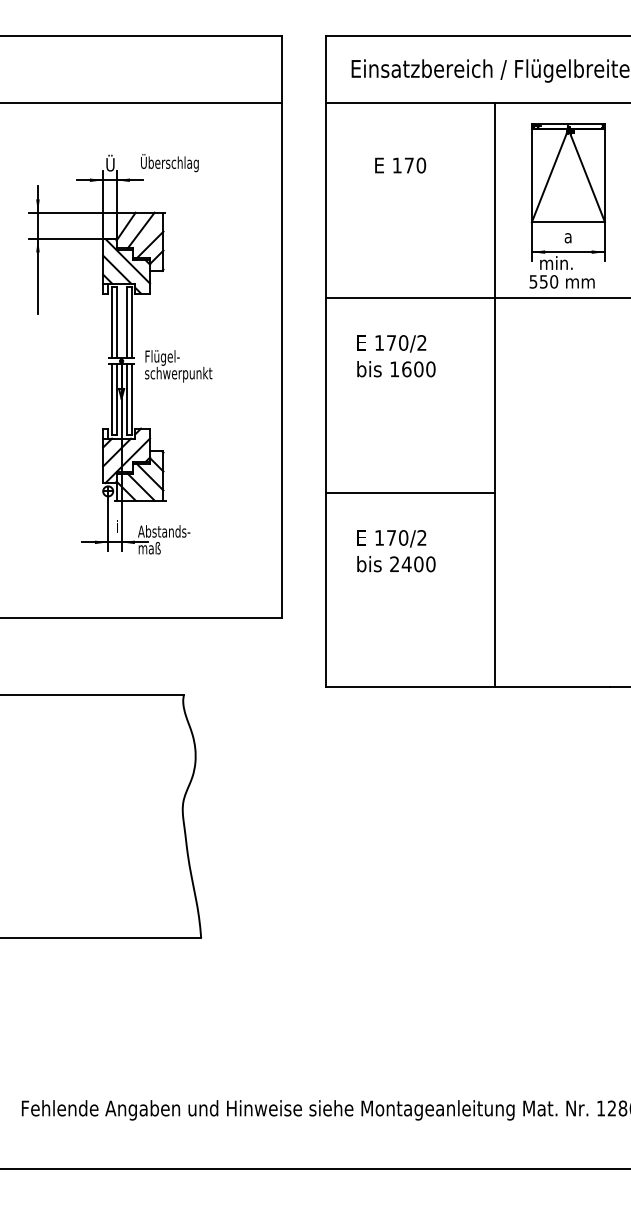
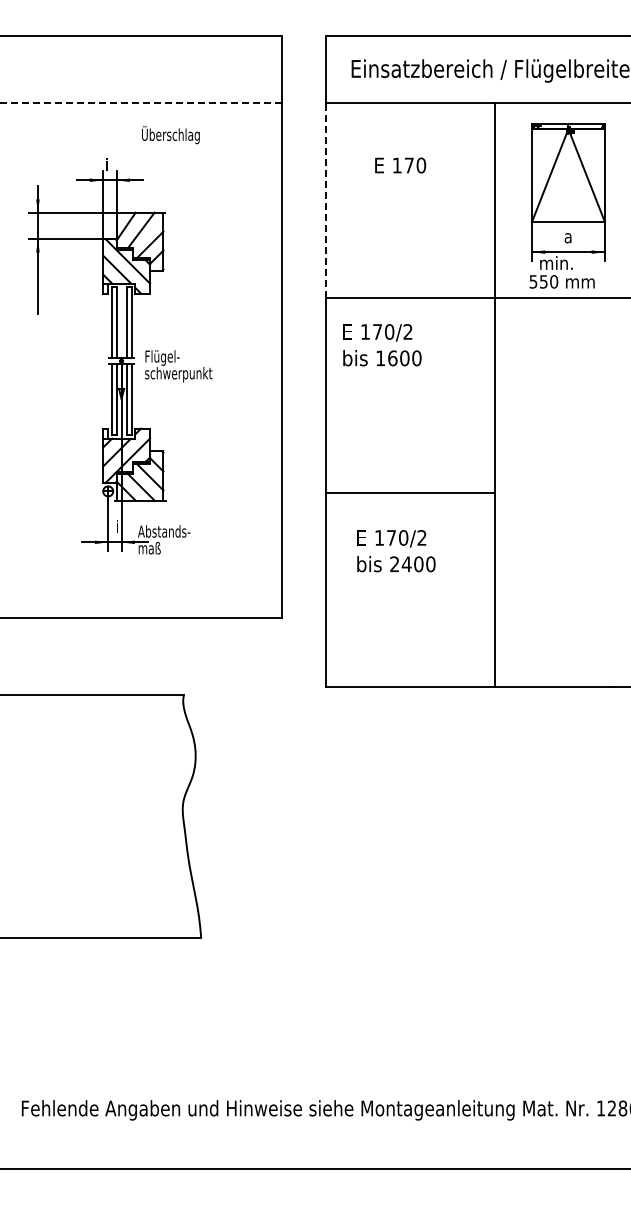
line: solid -> dashed (140, 103)
text: Ü -> i (110, 162)
text position: (169, 163) -> (170, 135) (170, 135)
line: solid -> dashed (326, 200)
text position: (396, 356) -> (382, 345) (382, 345)
